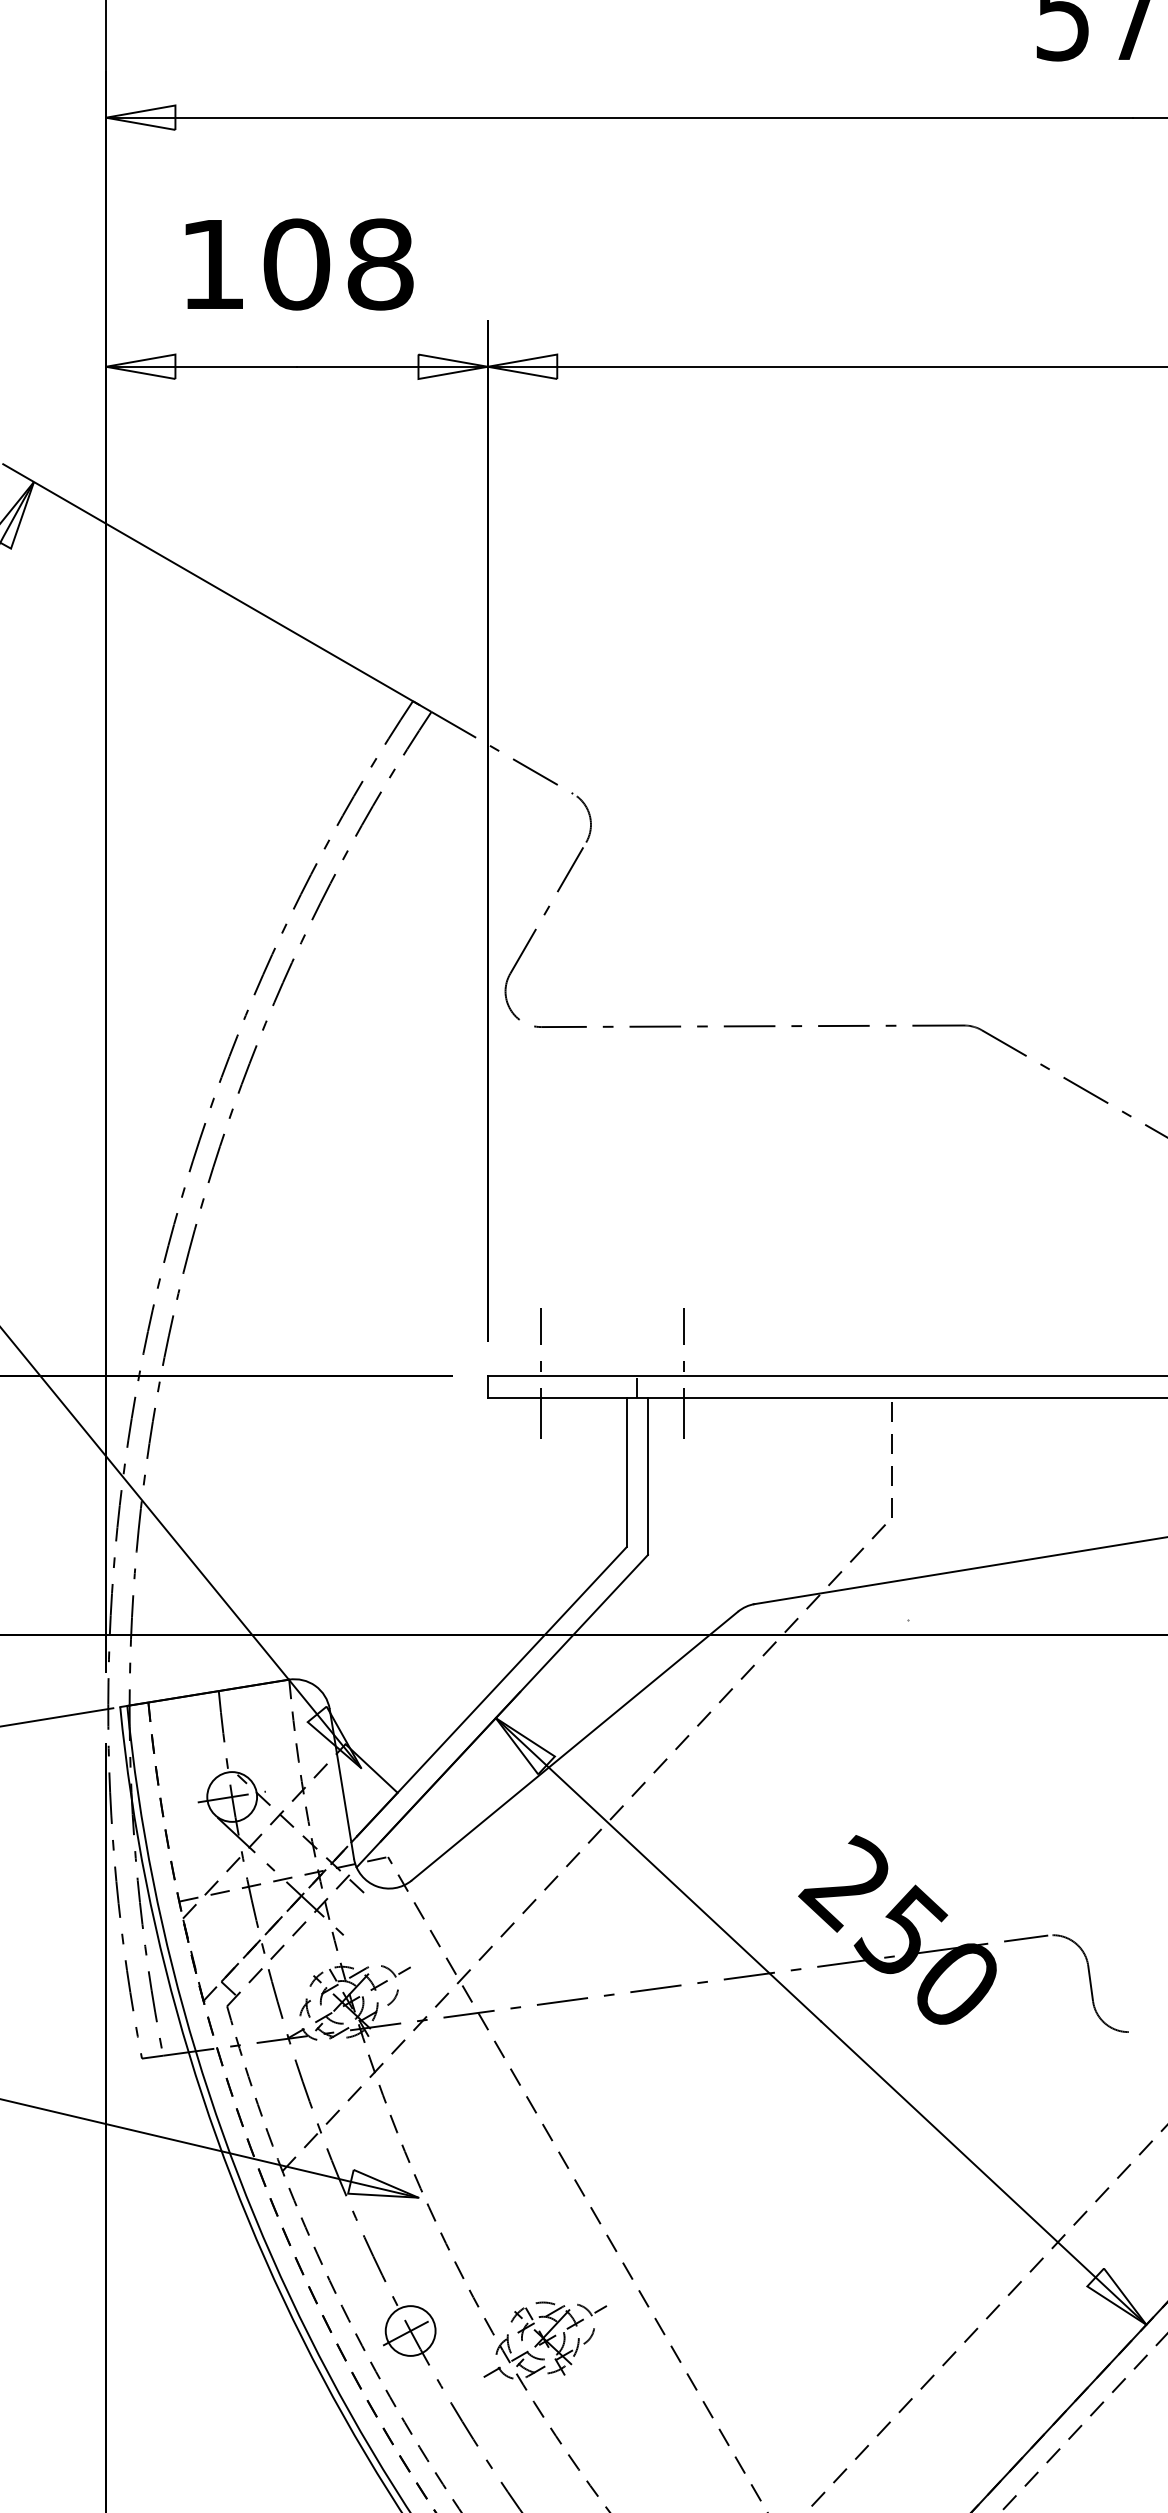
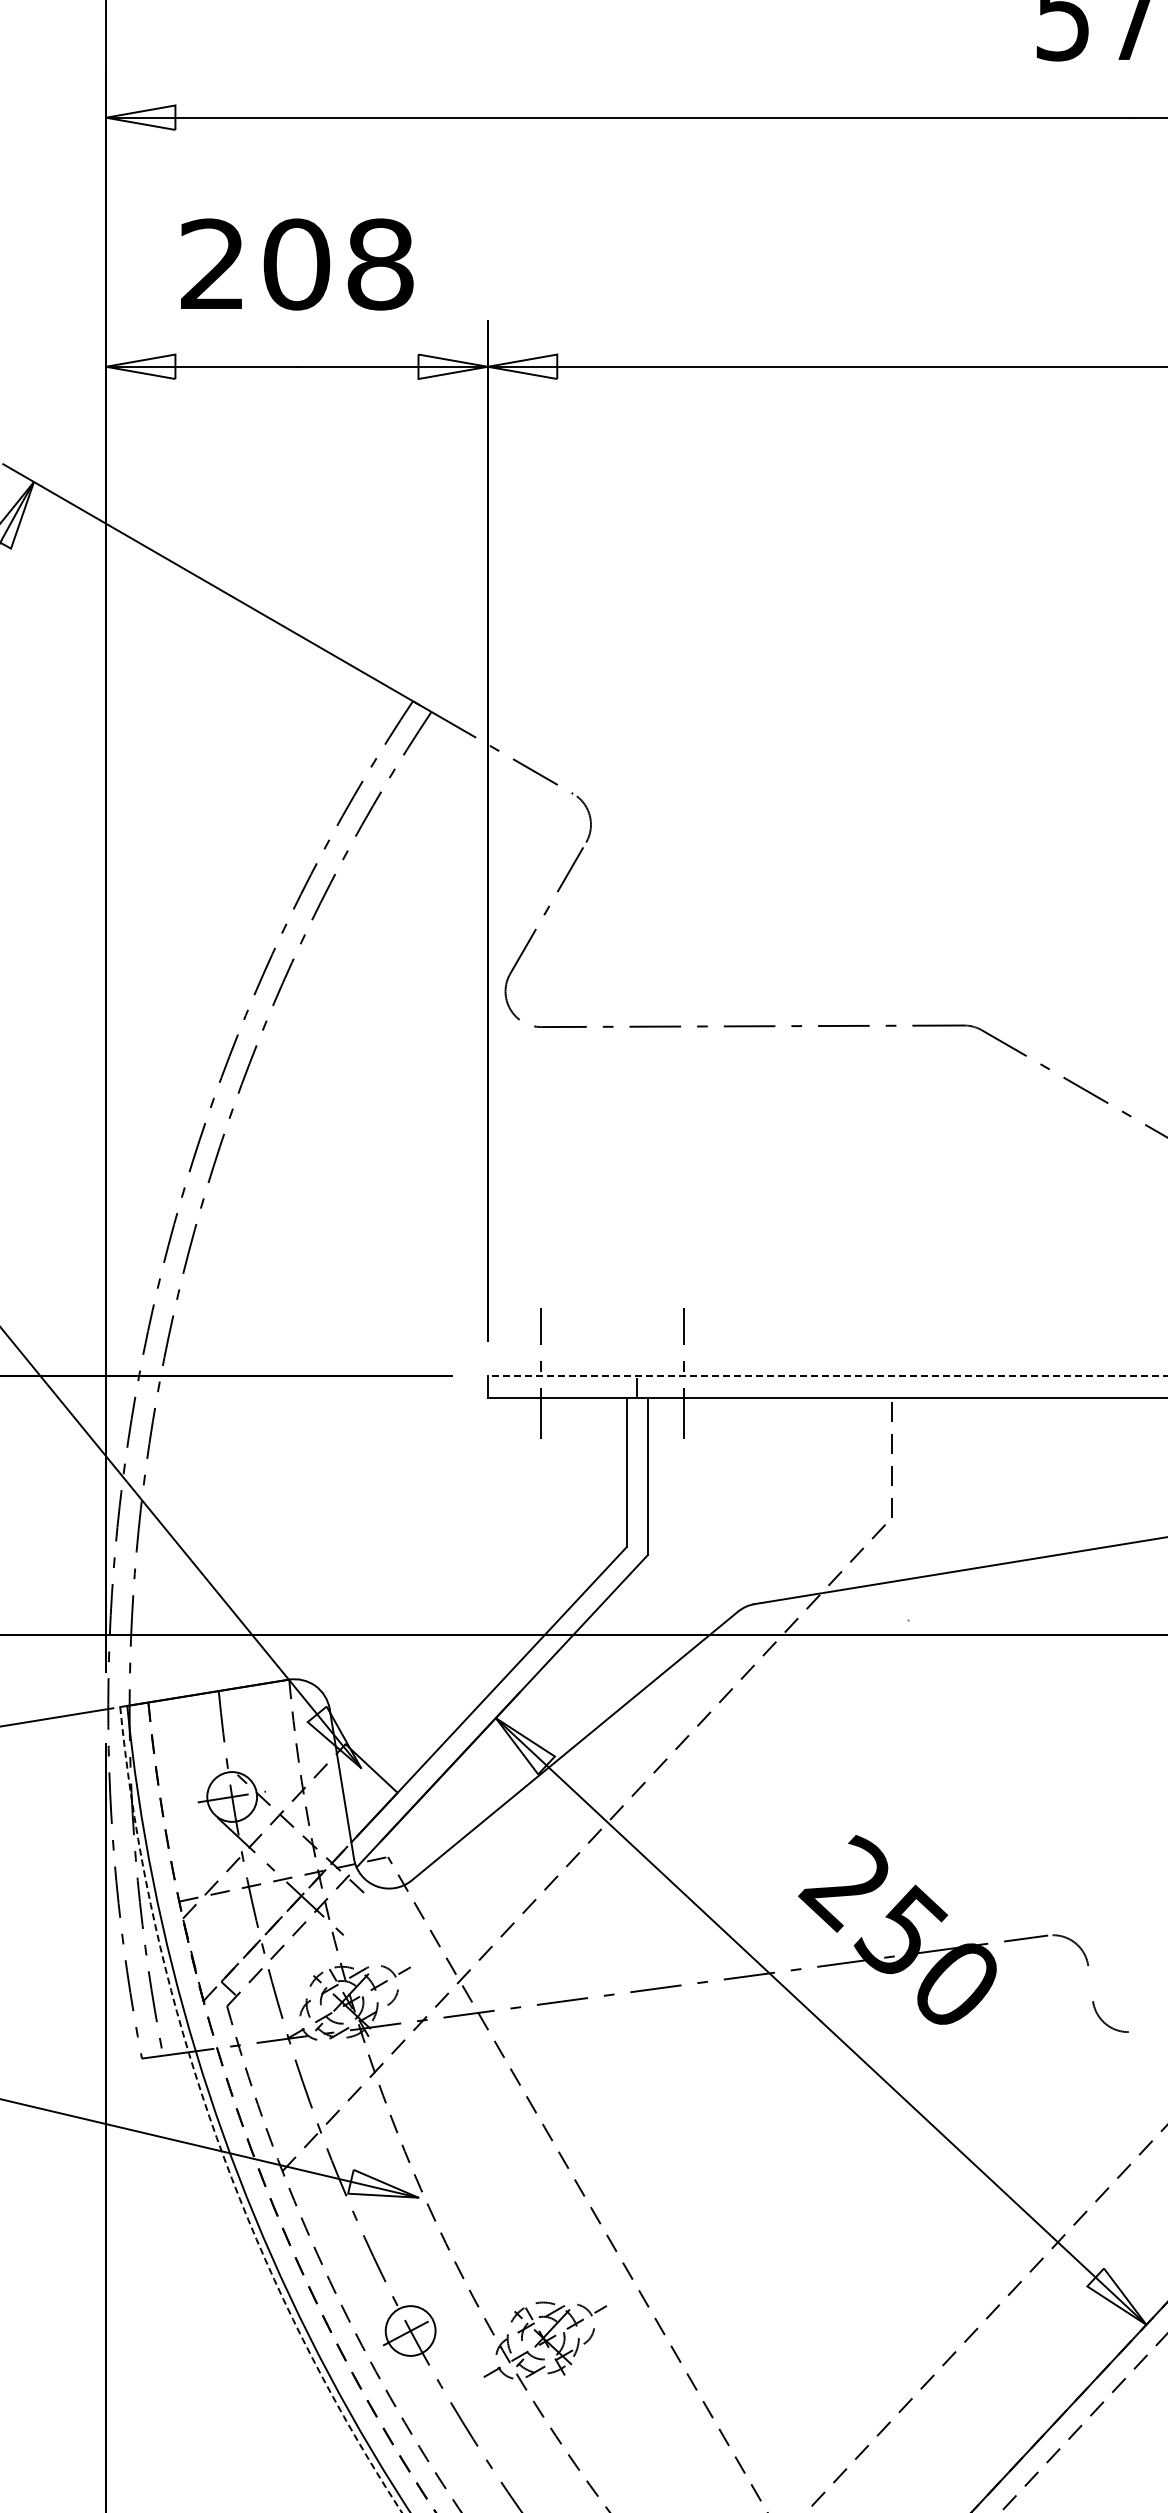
text: 108 -> 208 (211, 263)
line: solid -> dashed (827, 1376)
line: present -> none (1090, 1983)
arc: solid -> dashed (212, 2125)
